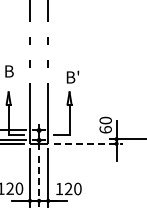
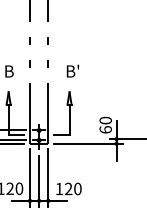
text position: (72, 76) -> (72, 70) (72, 70)
line: dashed -> solid (88, 143)
line: dashed -> solid (39, 181)
